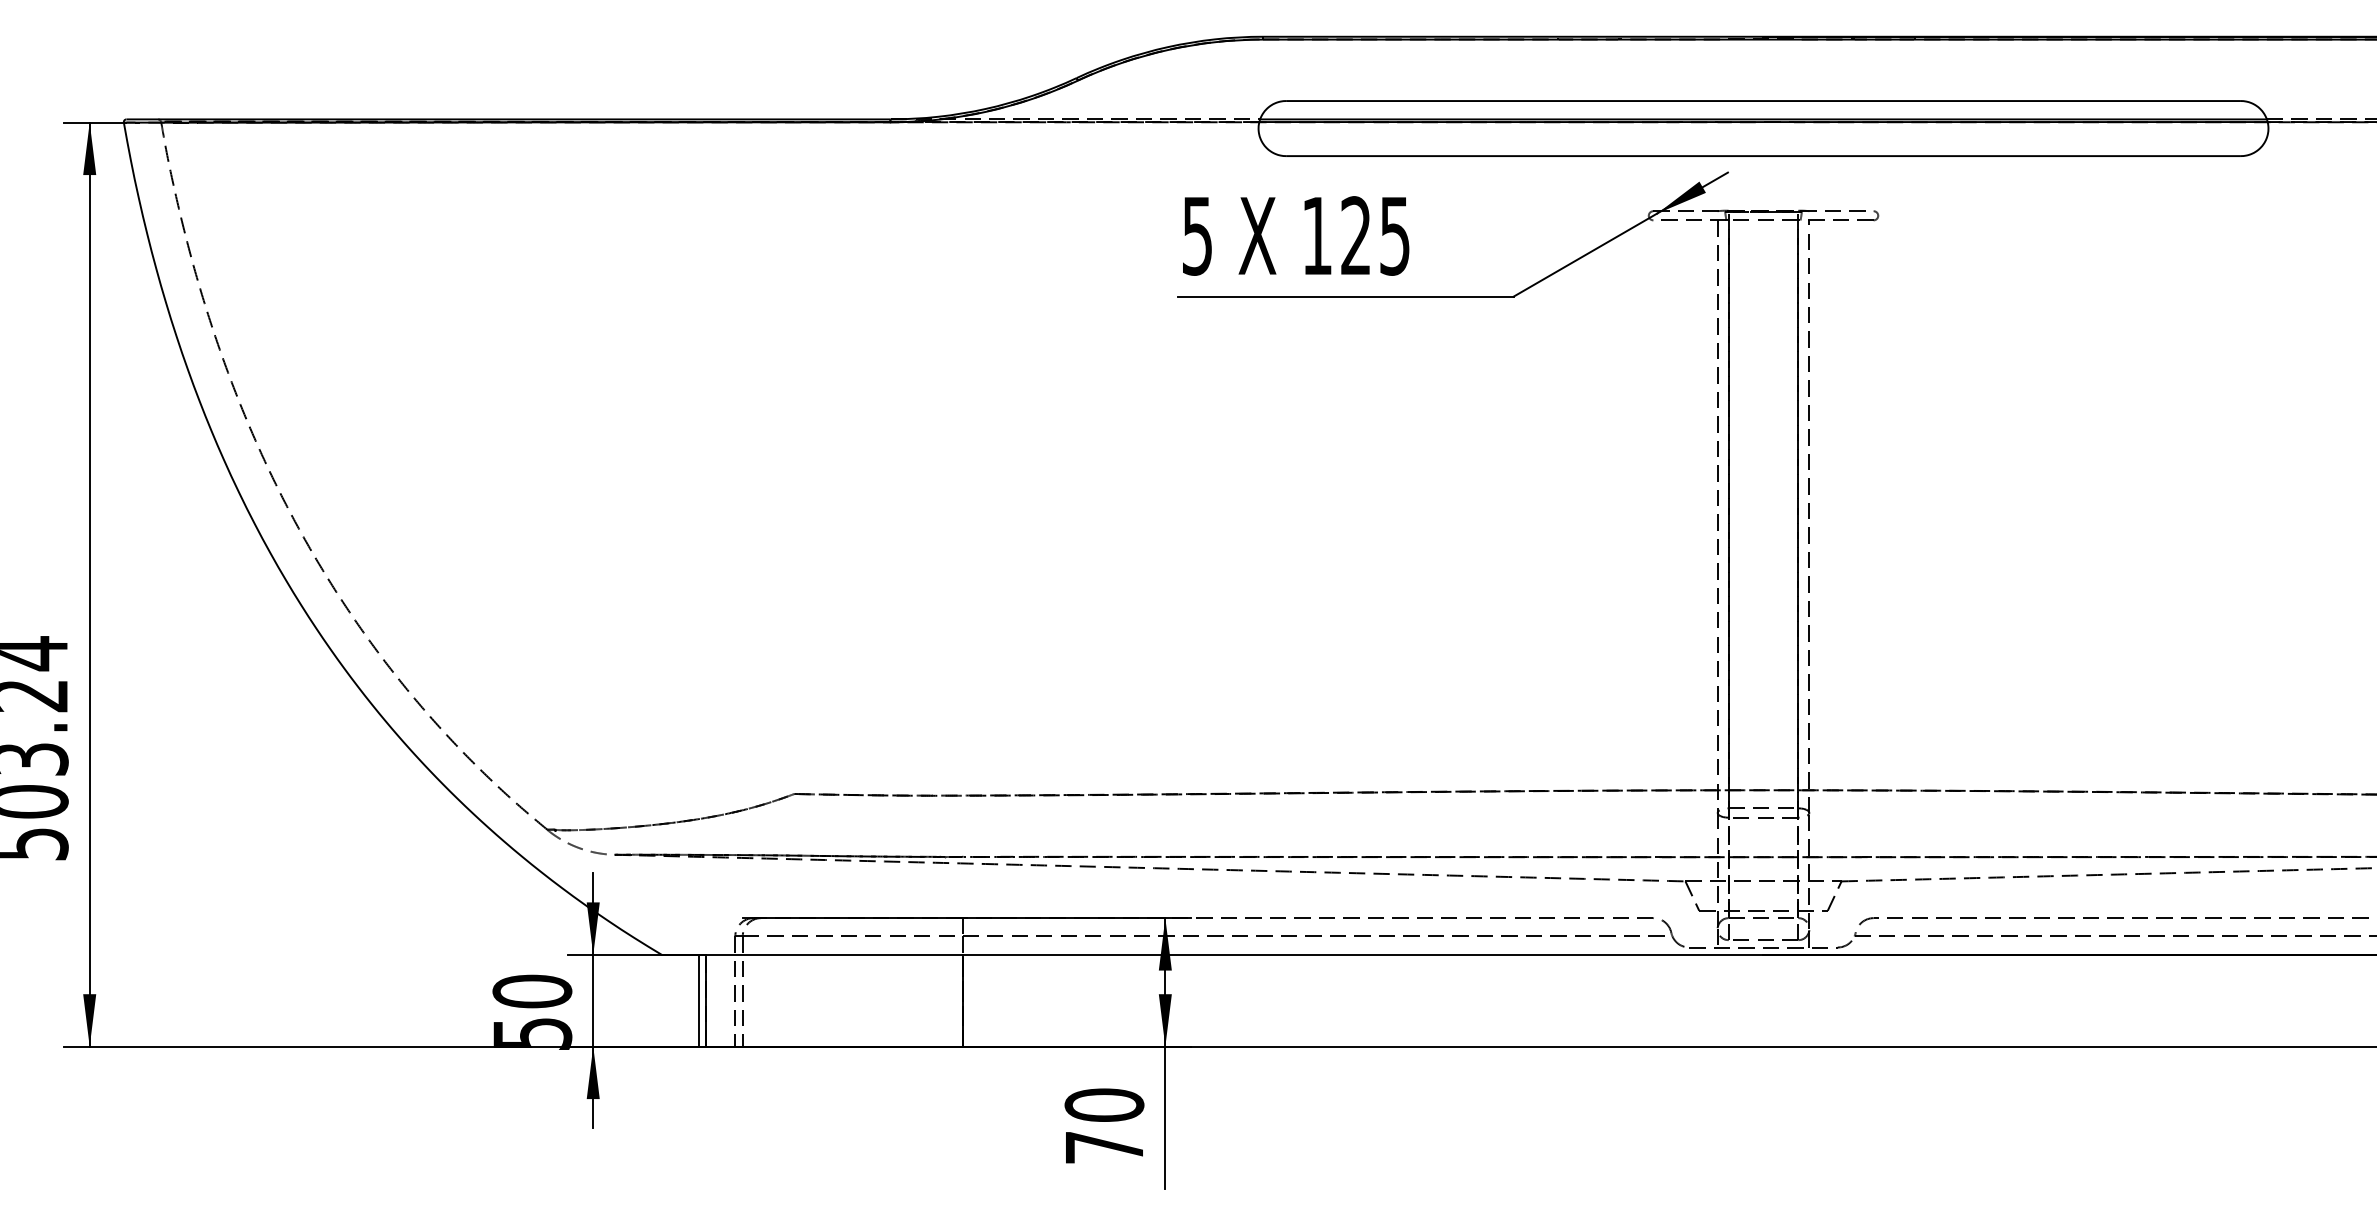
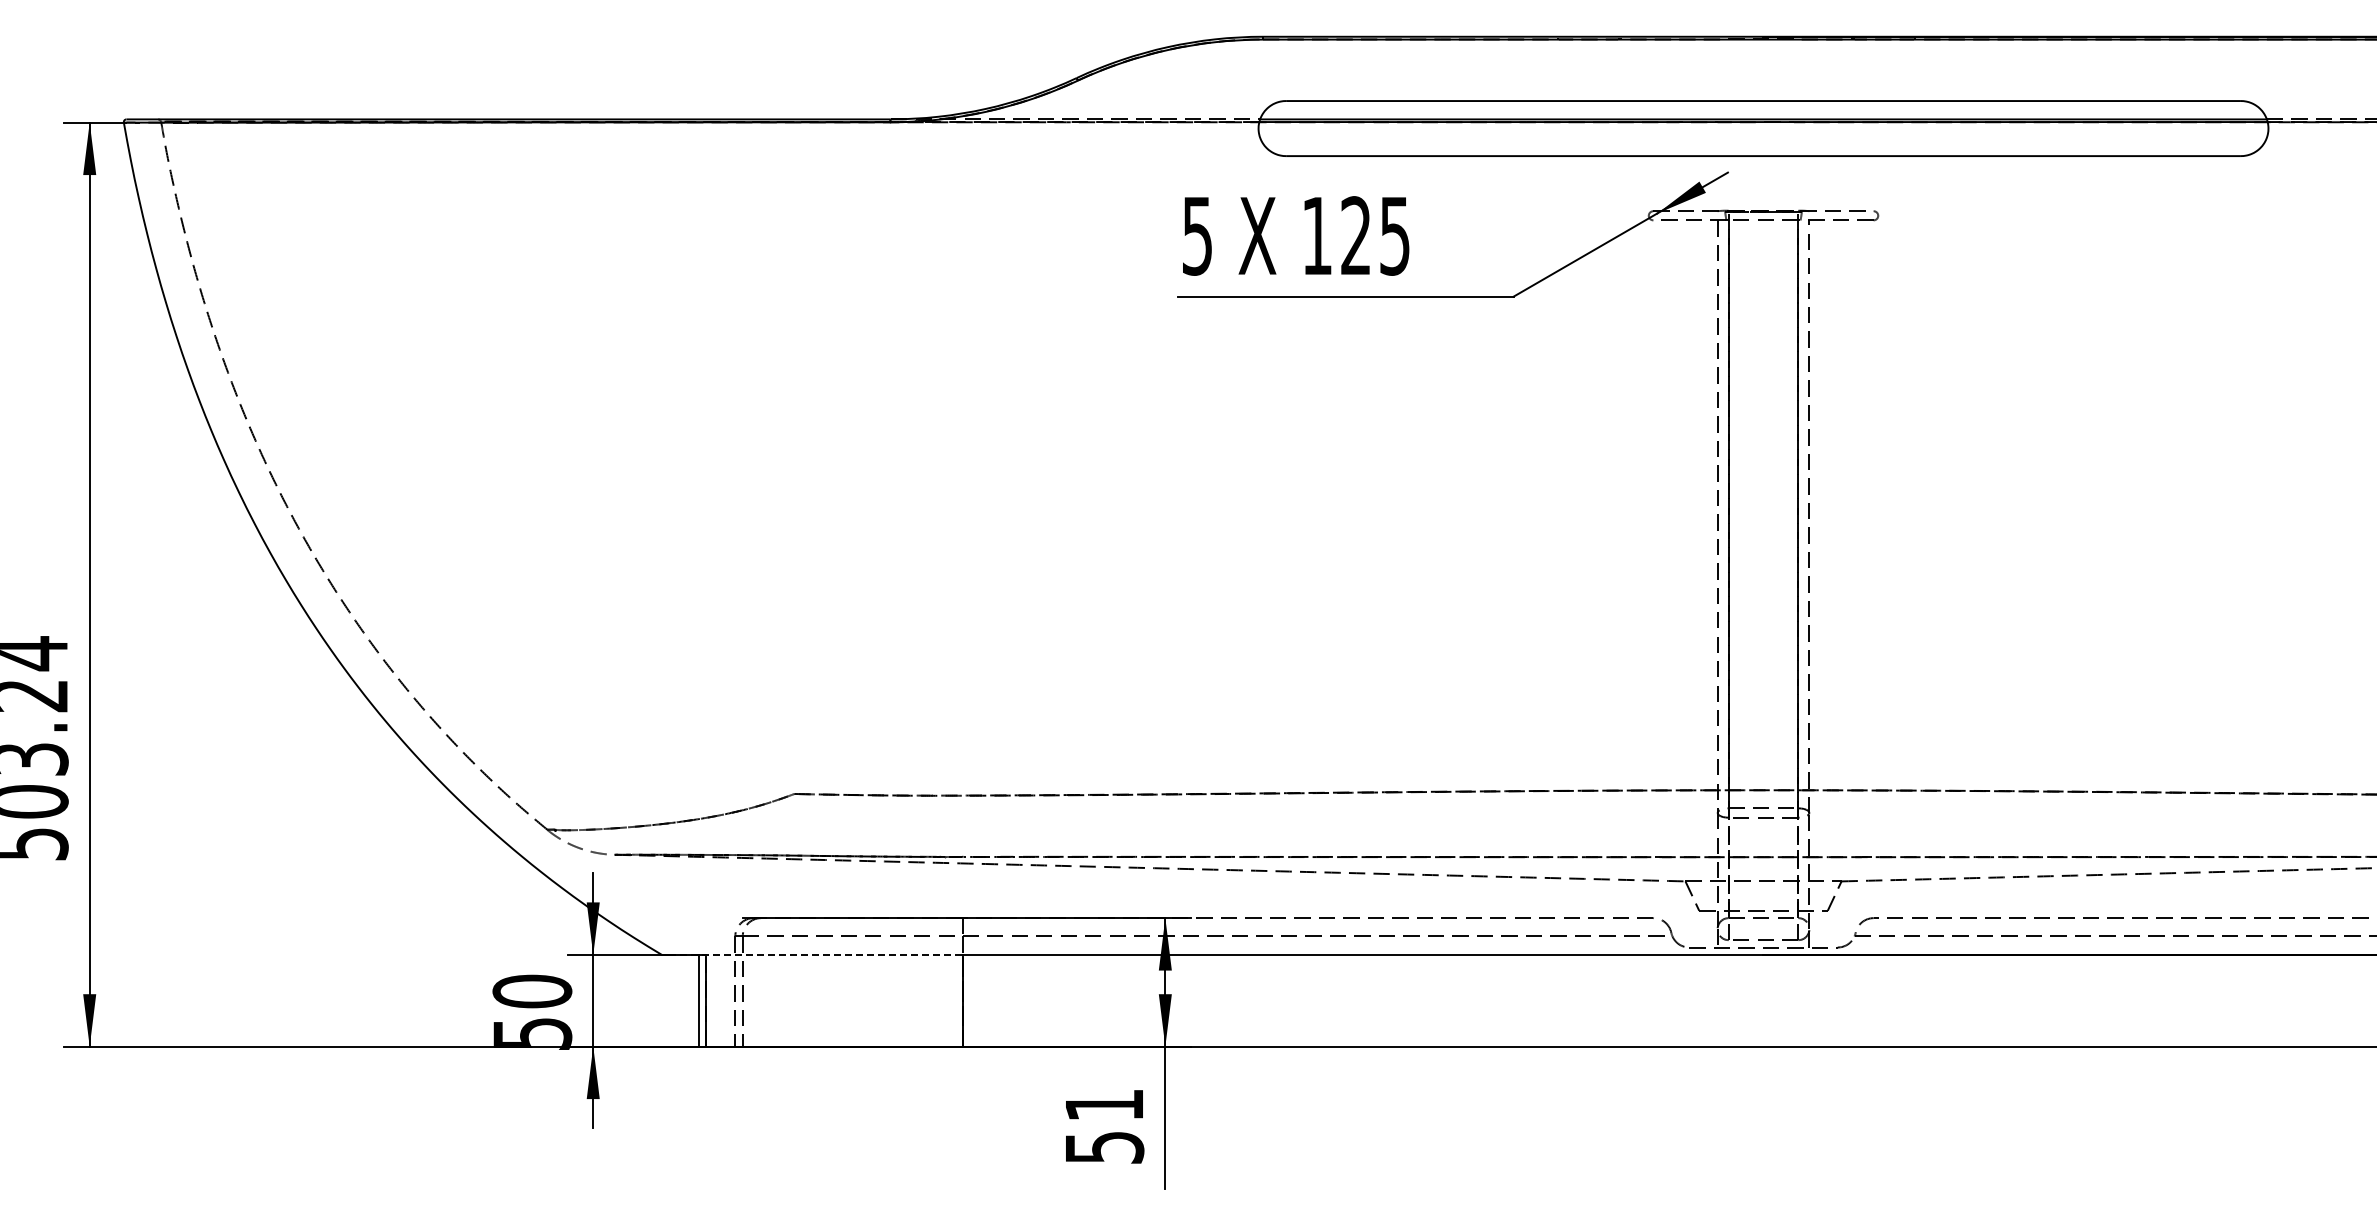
line: solid -> dashed (816, 954)
text: 70 -> 51 (1104, 1125)
